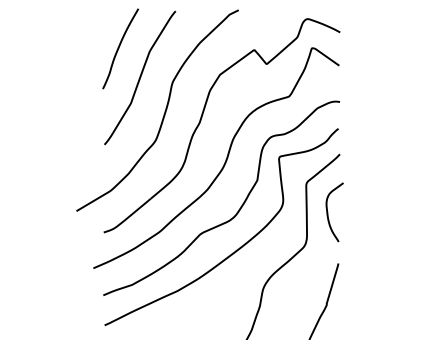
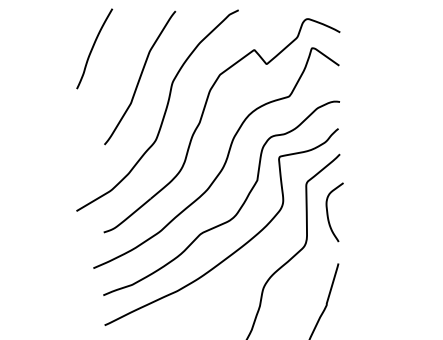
curve position: (119, 48) -> (93, 48) (93, 48)
